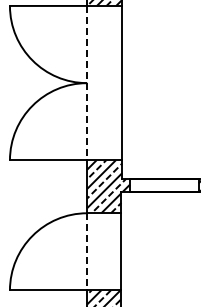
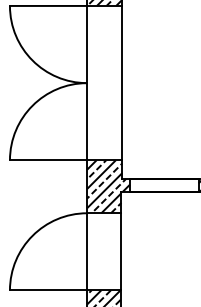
line: dashed -> solid (87, 83)
line: dashed -> solid (87, 251)
